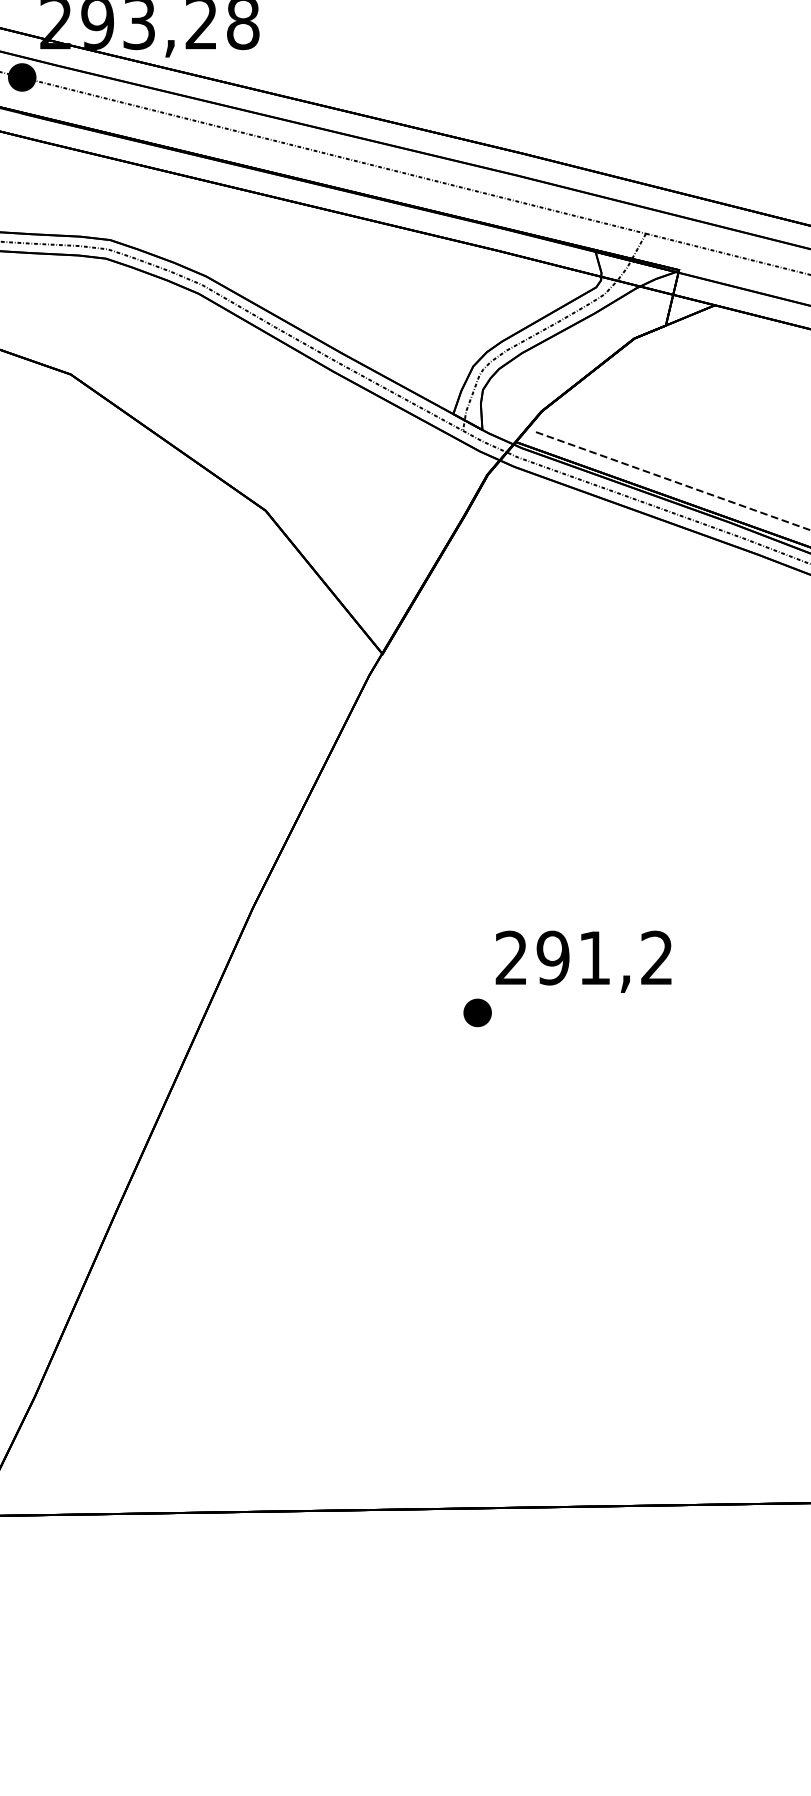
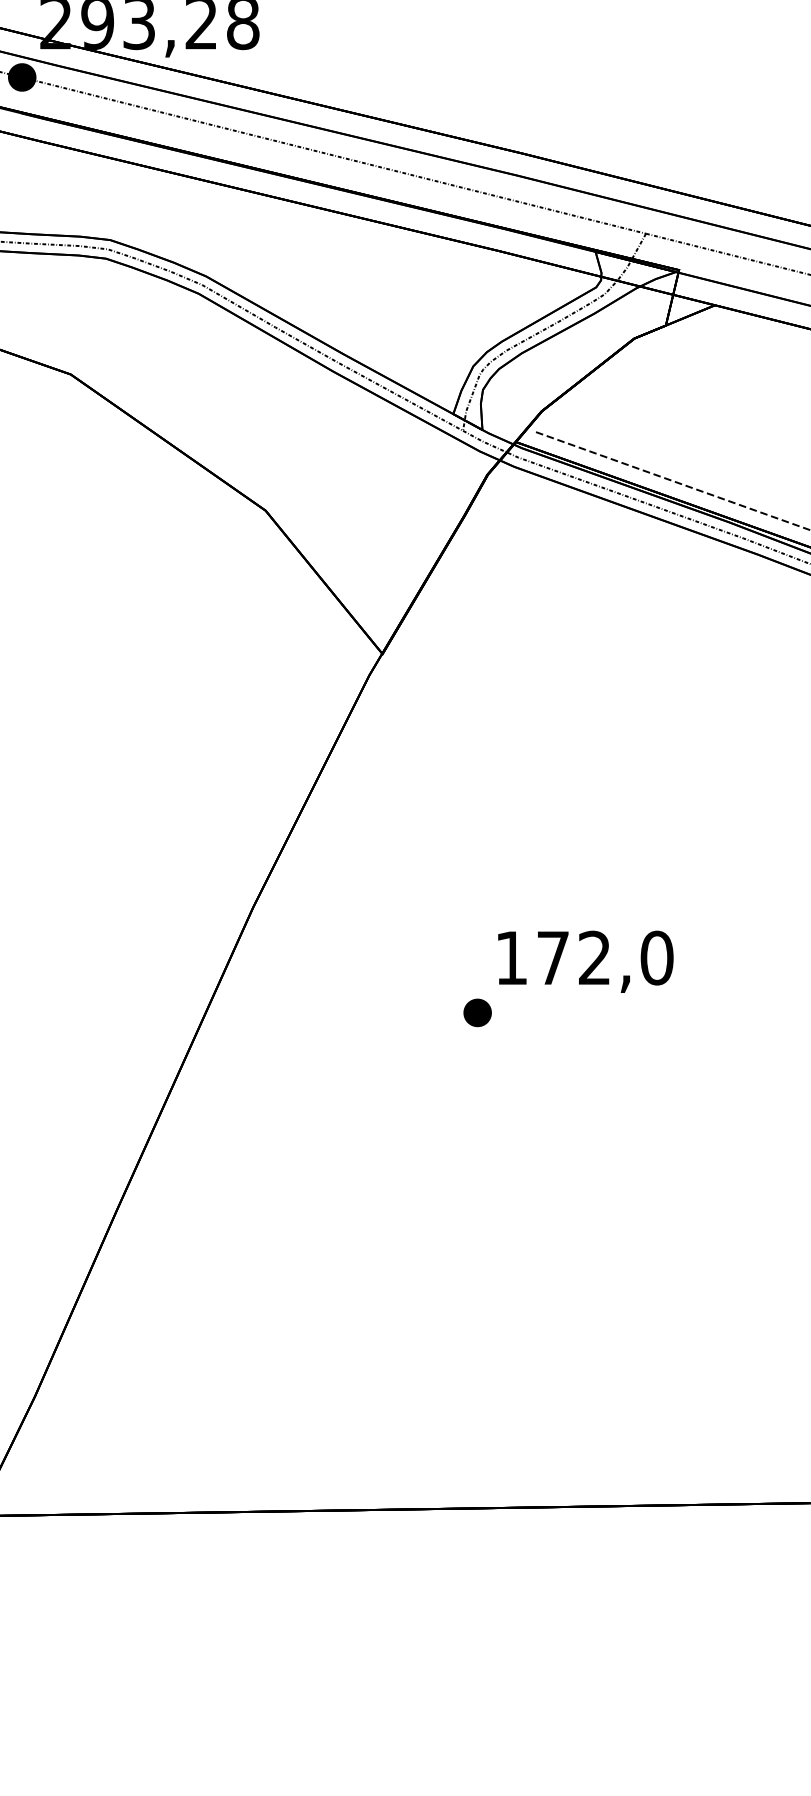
text: 291,2 -> 172,0 (584, 957)
